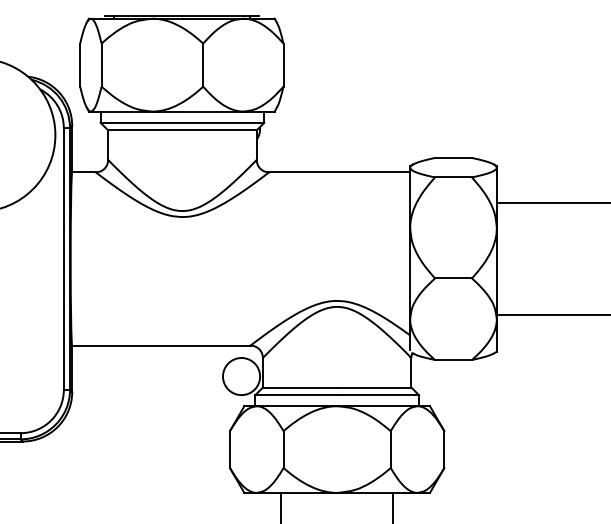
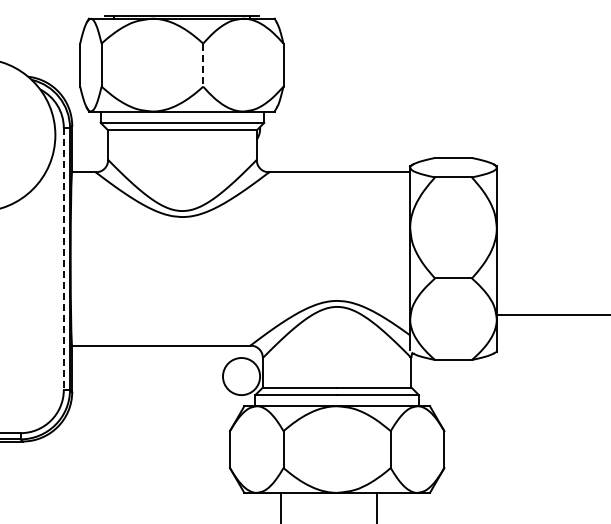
line: solid -> dashed (203, 65)
line: present -> none (551, 203)
line: solid -> dashed (63, 258)
line position: (392, 506) -> (376, 506) (376, 506)
